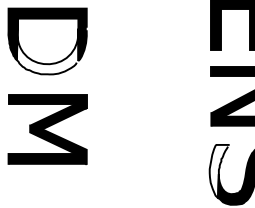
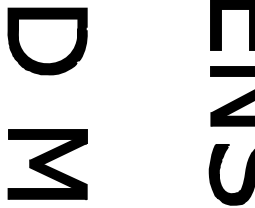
fill: none -> present (47, 46)
part position: (47, 129) -> (47, 164) (47, 164)
fill: none -> present (219, 171)
